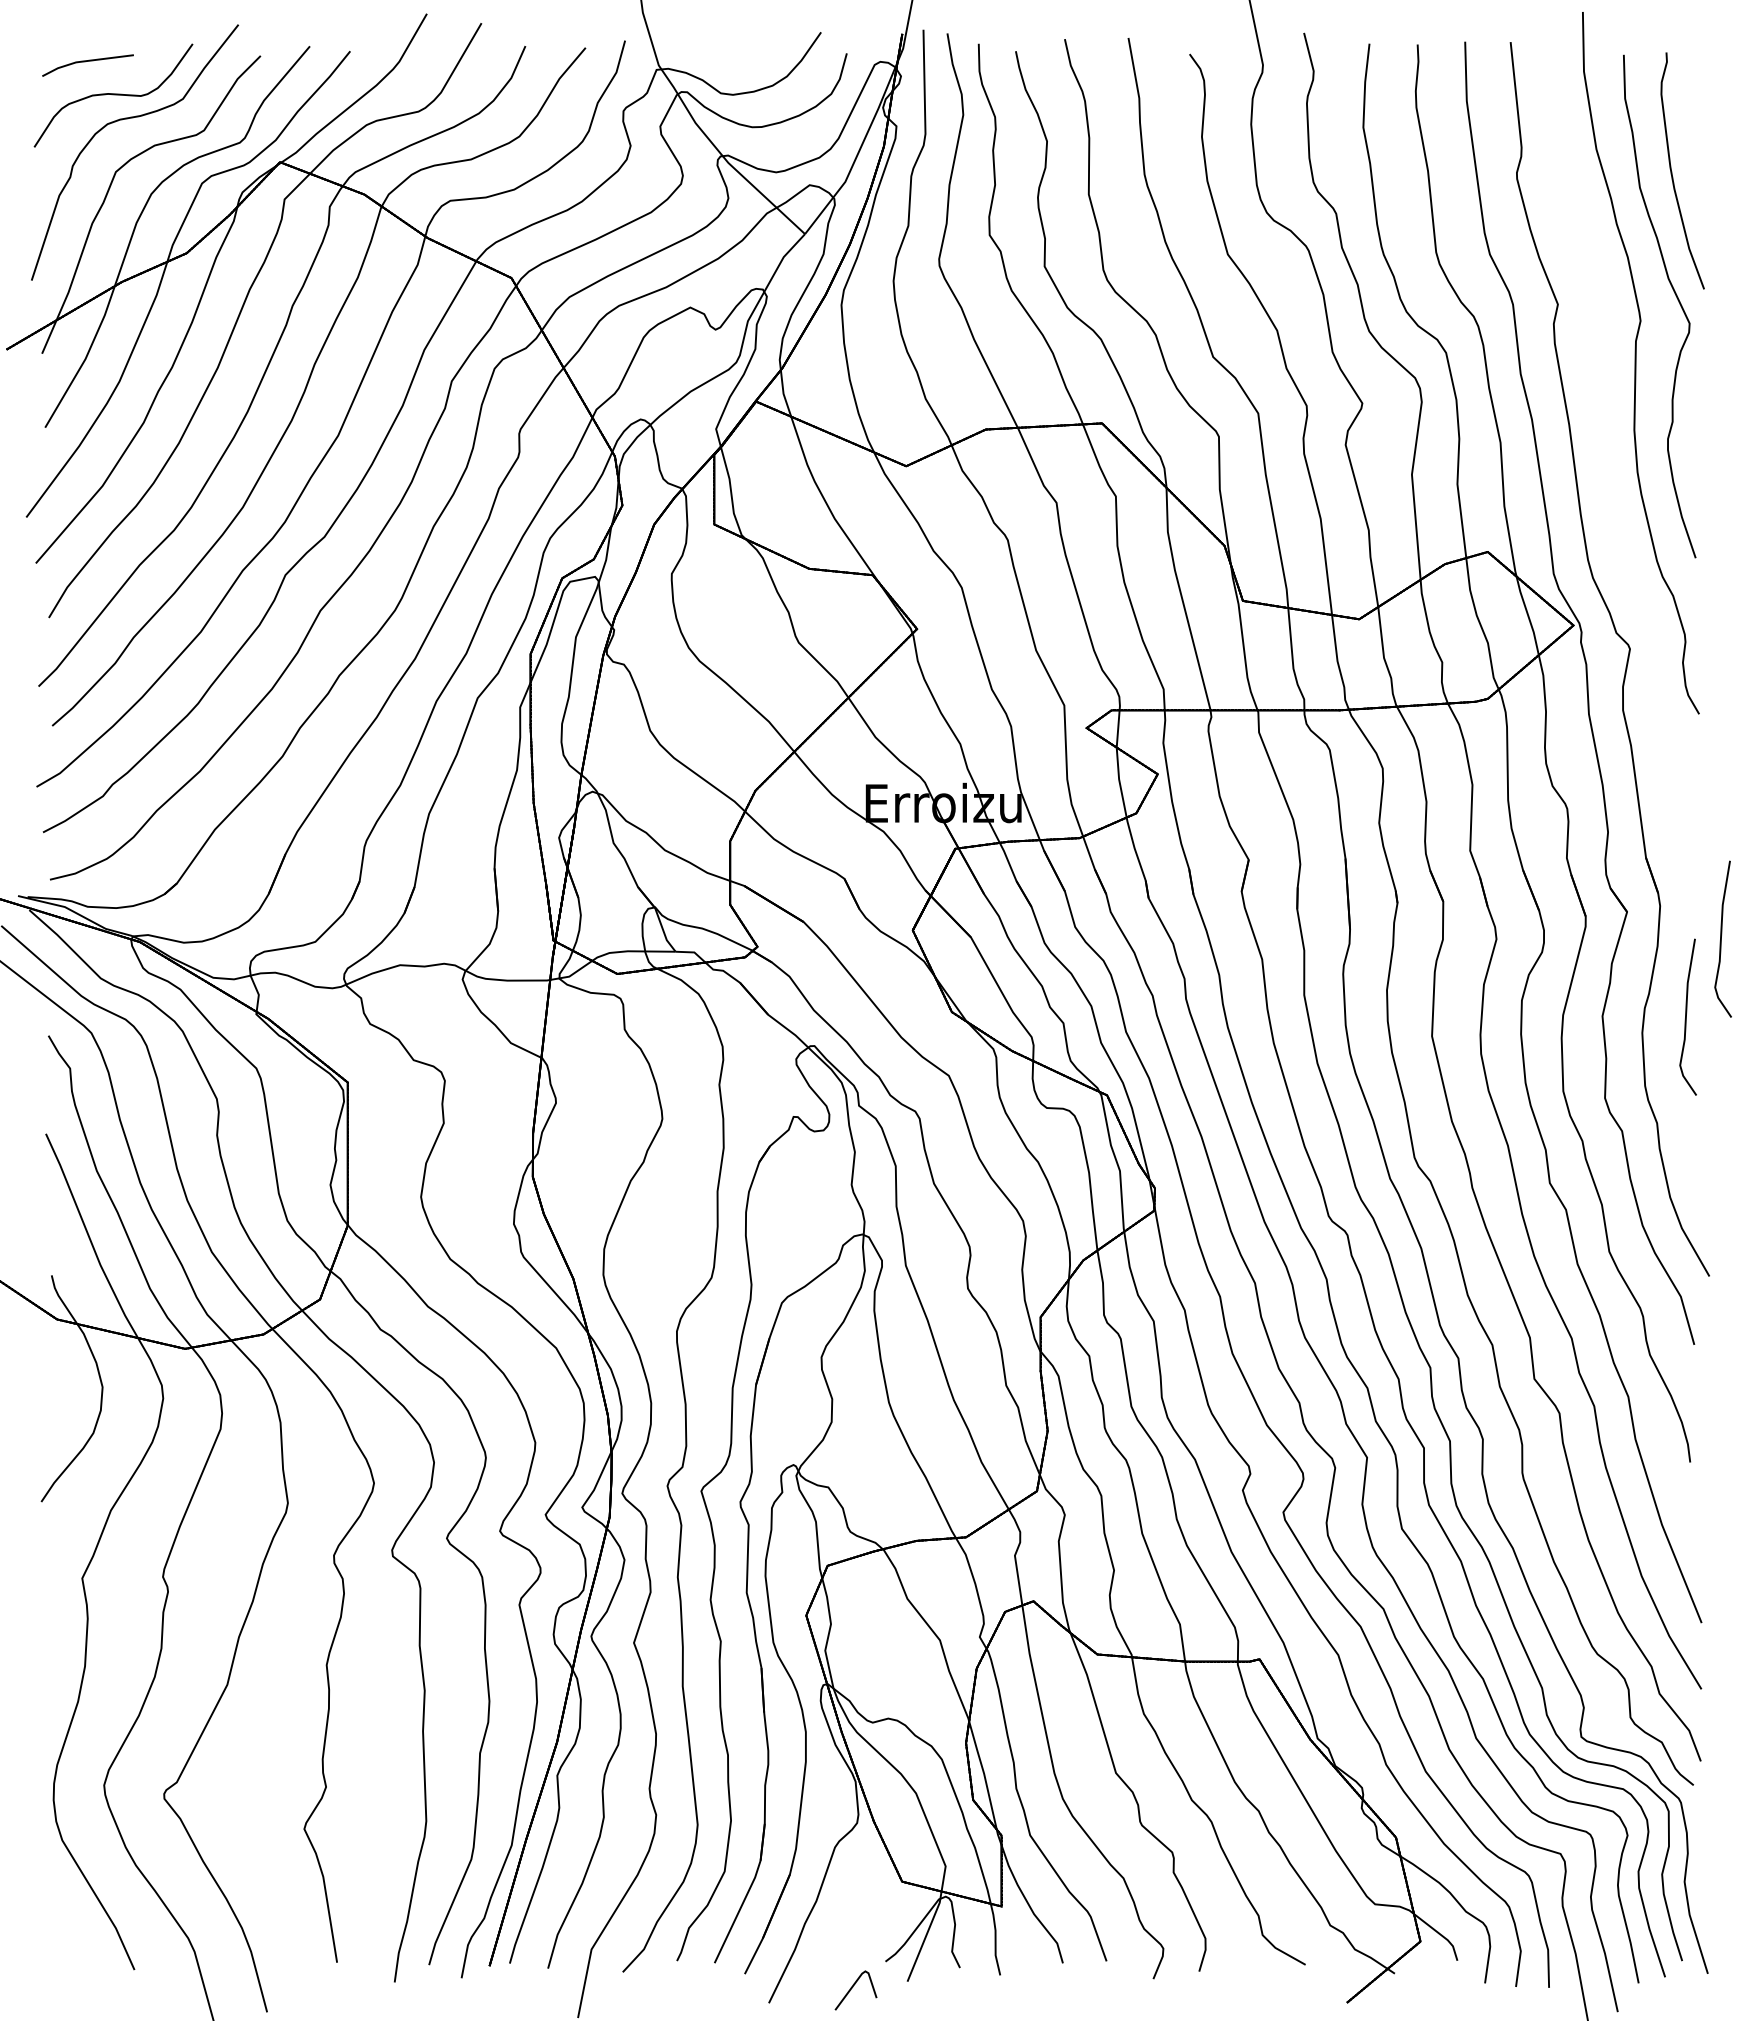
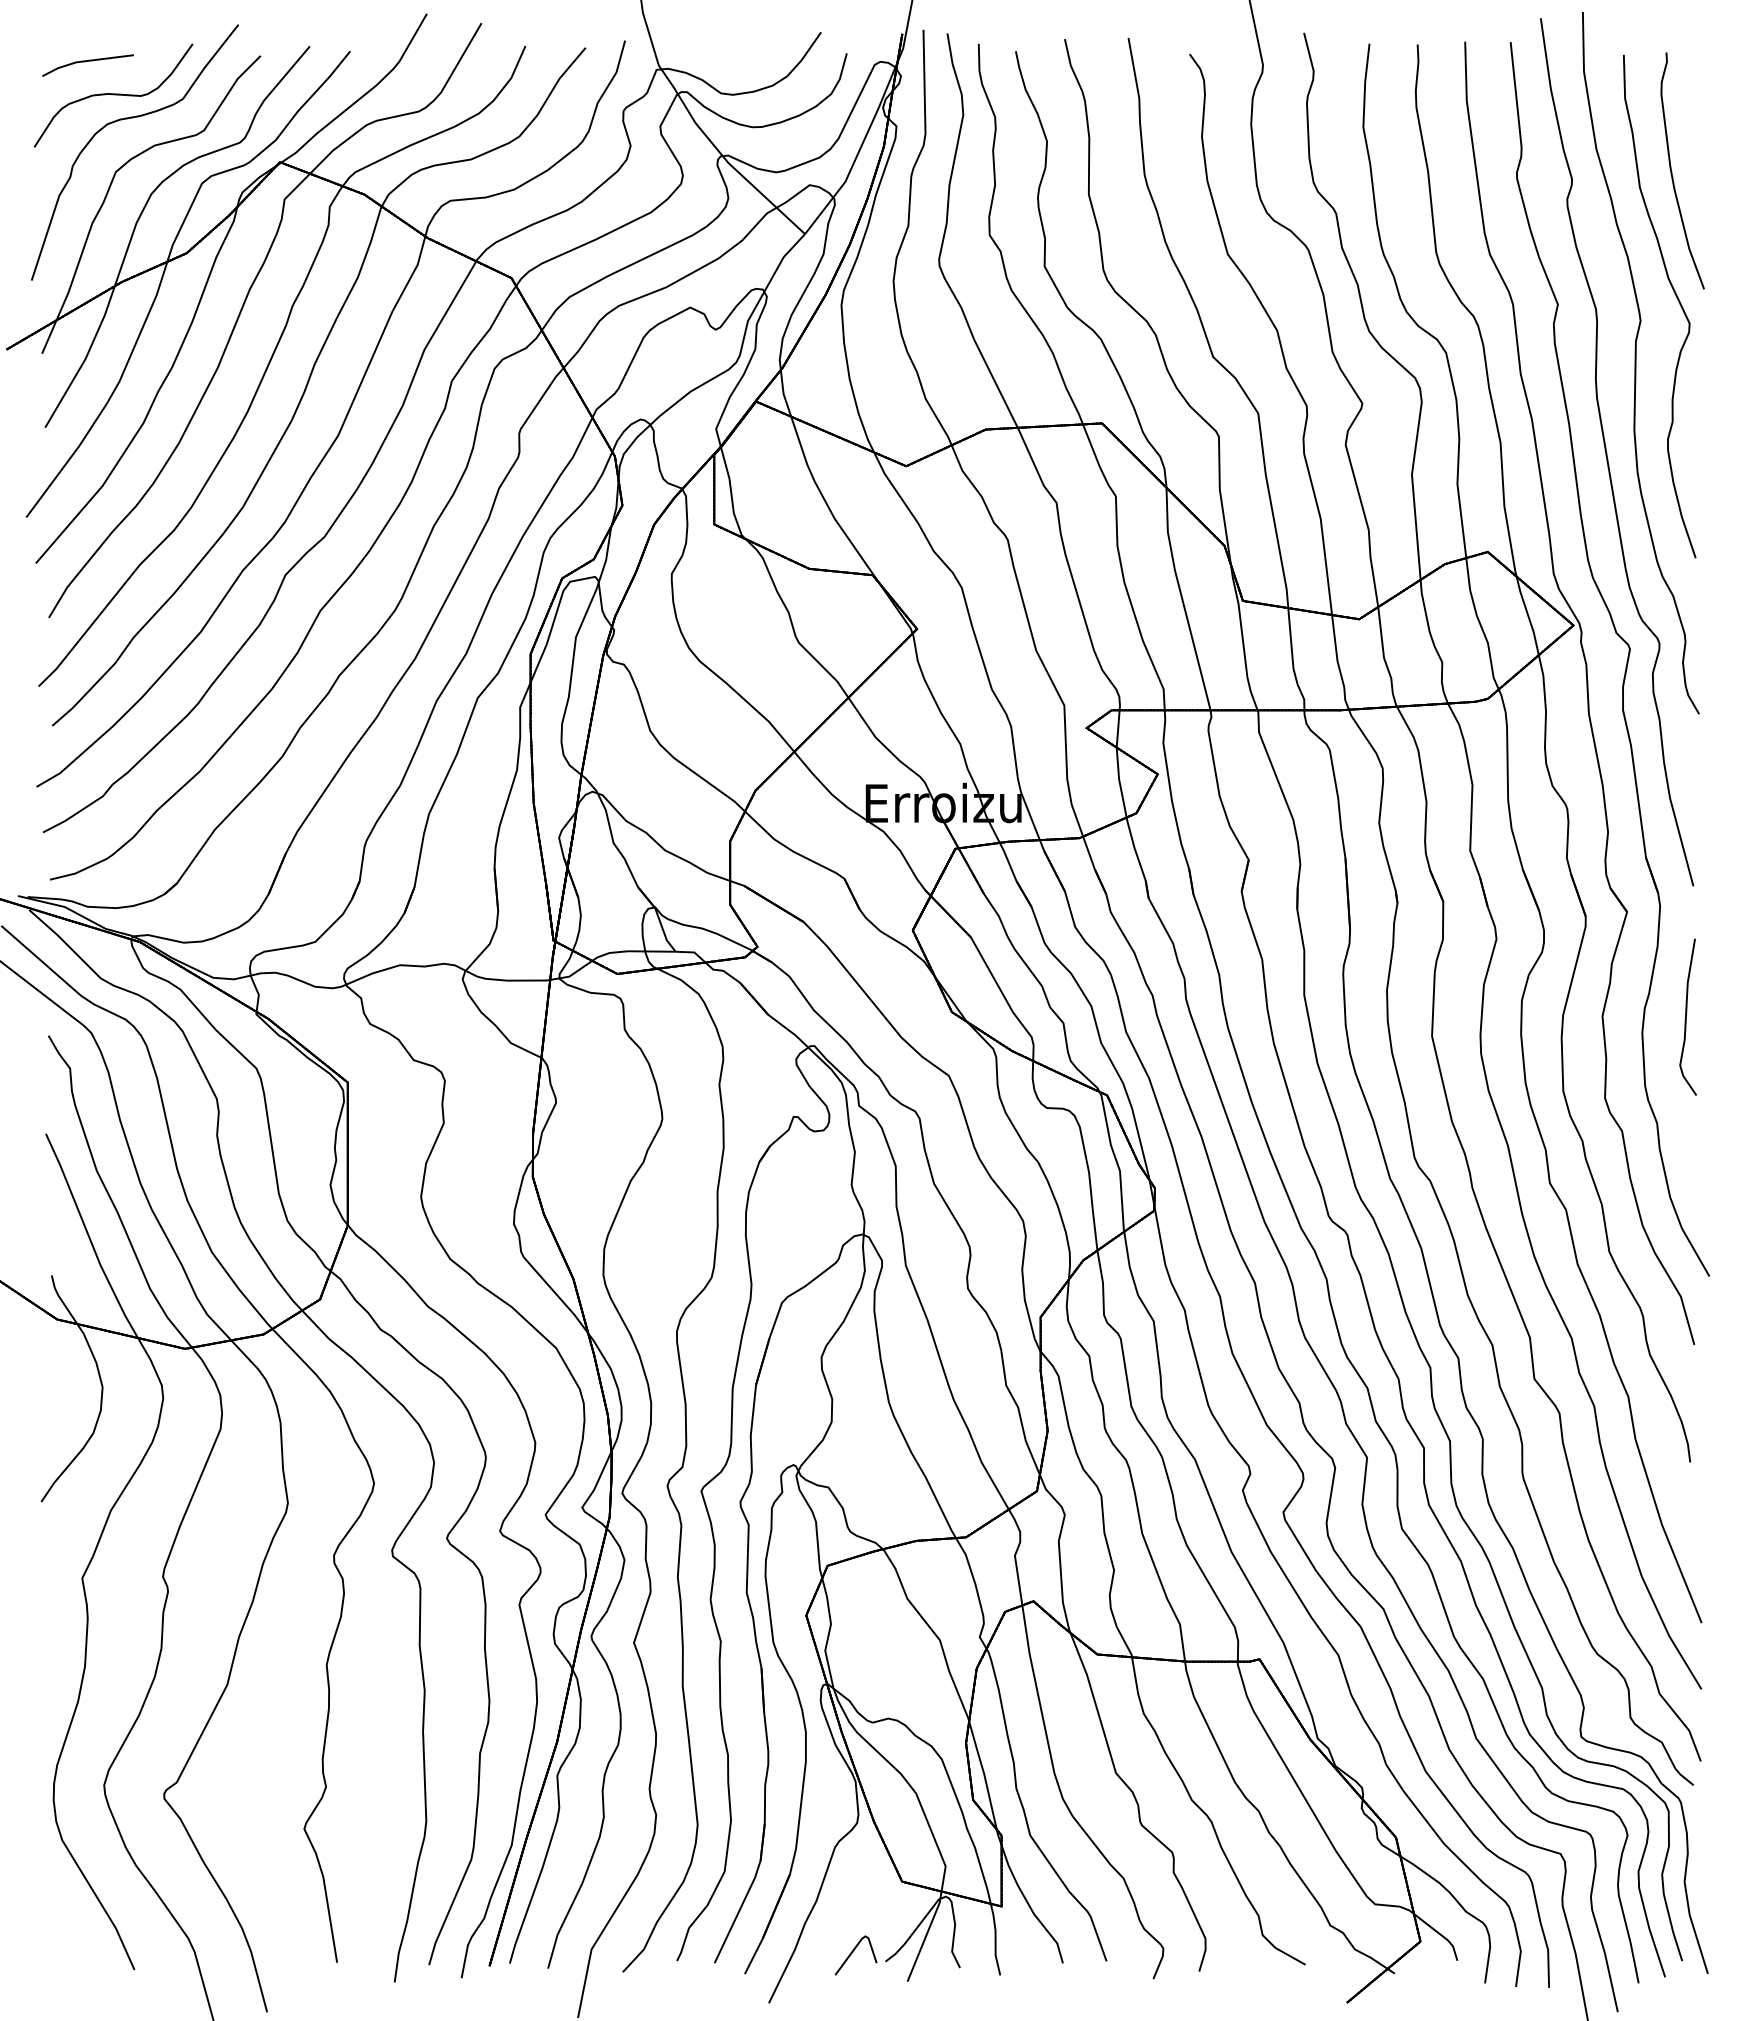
curve: none -> present (1607, 452)
curve: present -> none (1721, 938)
line position: (853, 1987) -> (853, 1952) (853, 1952)
